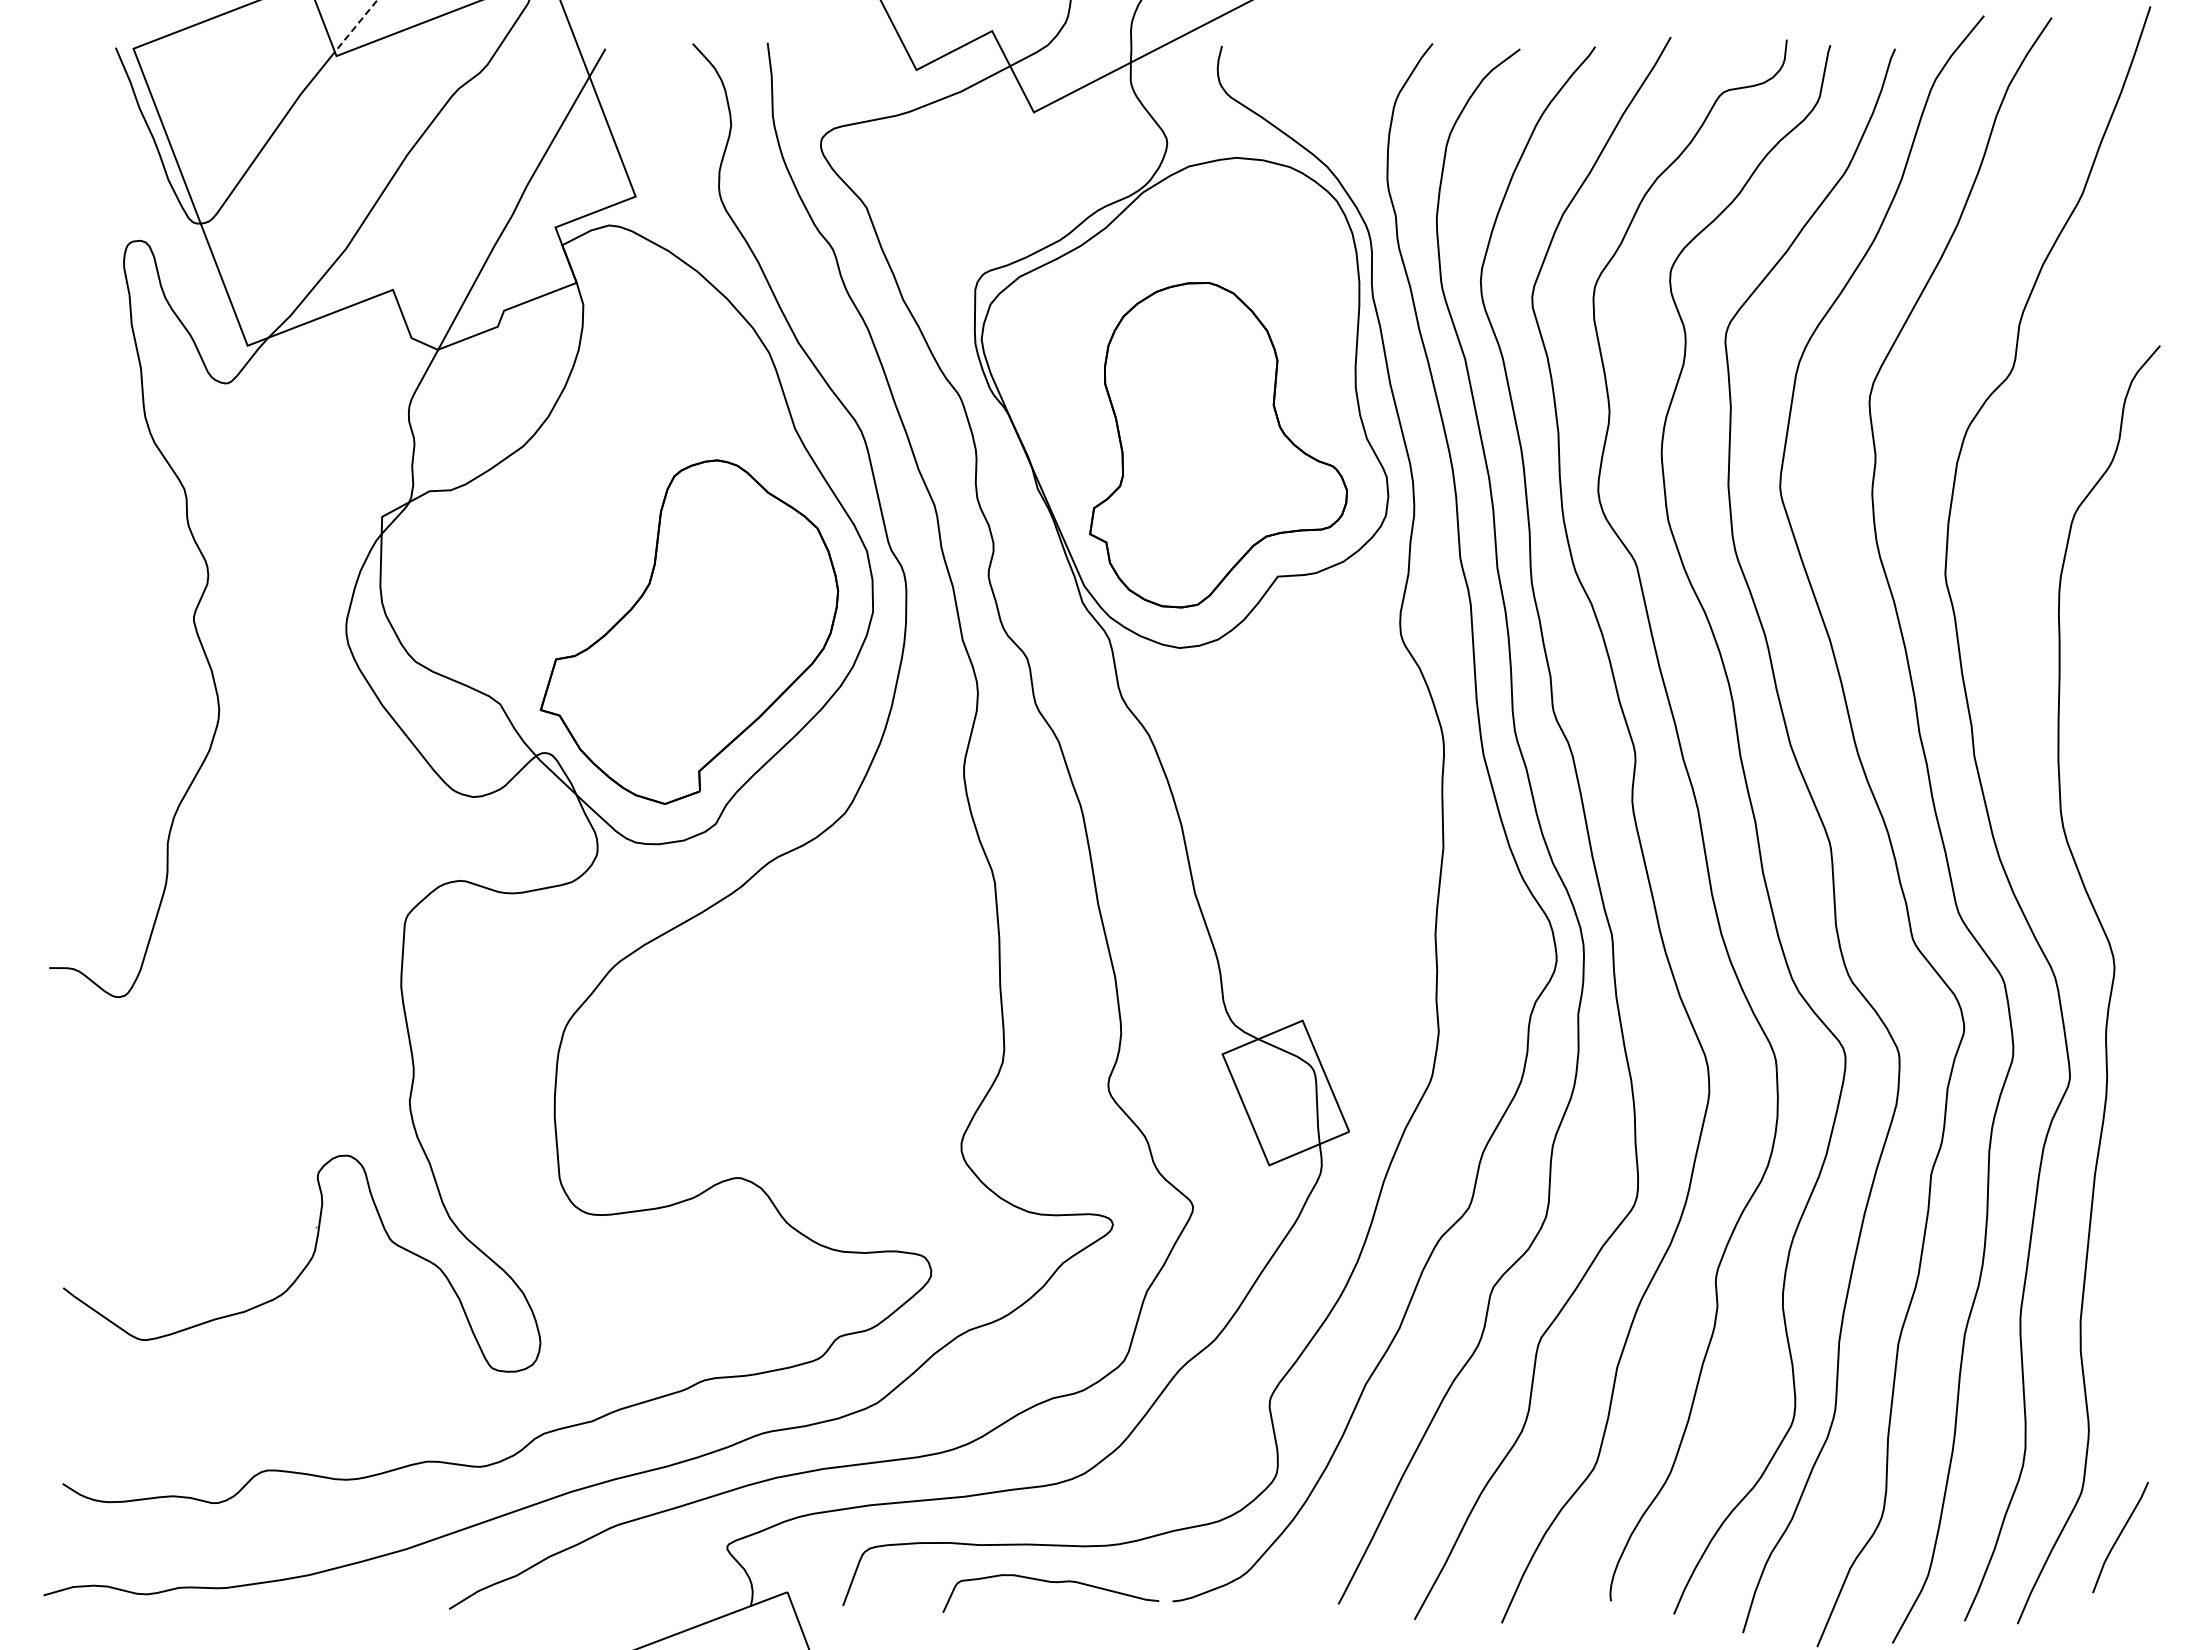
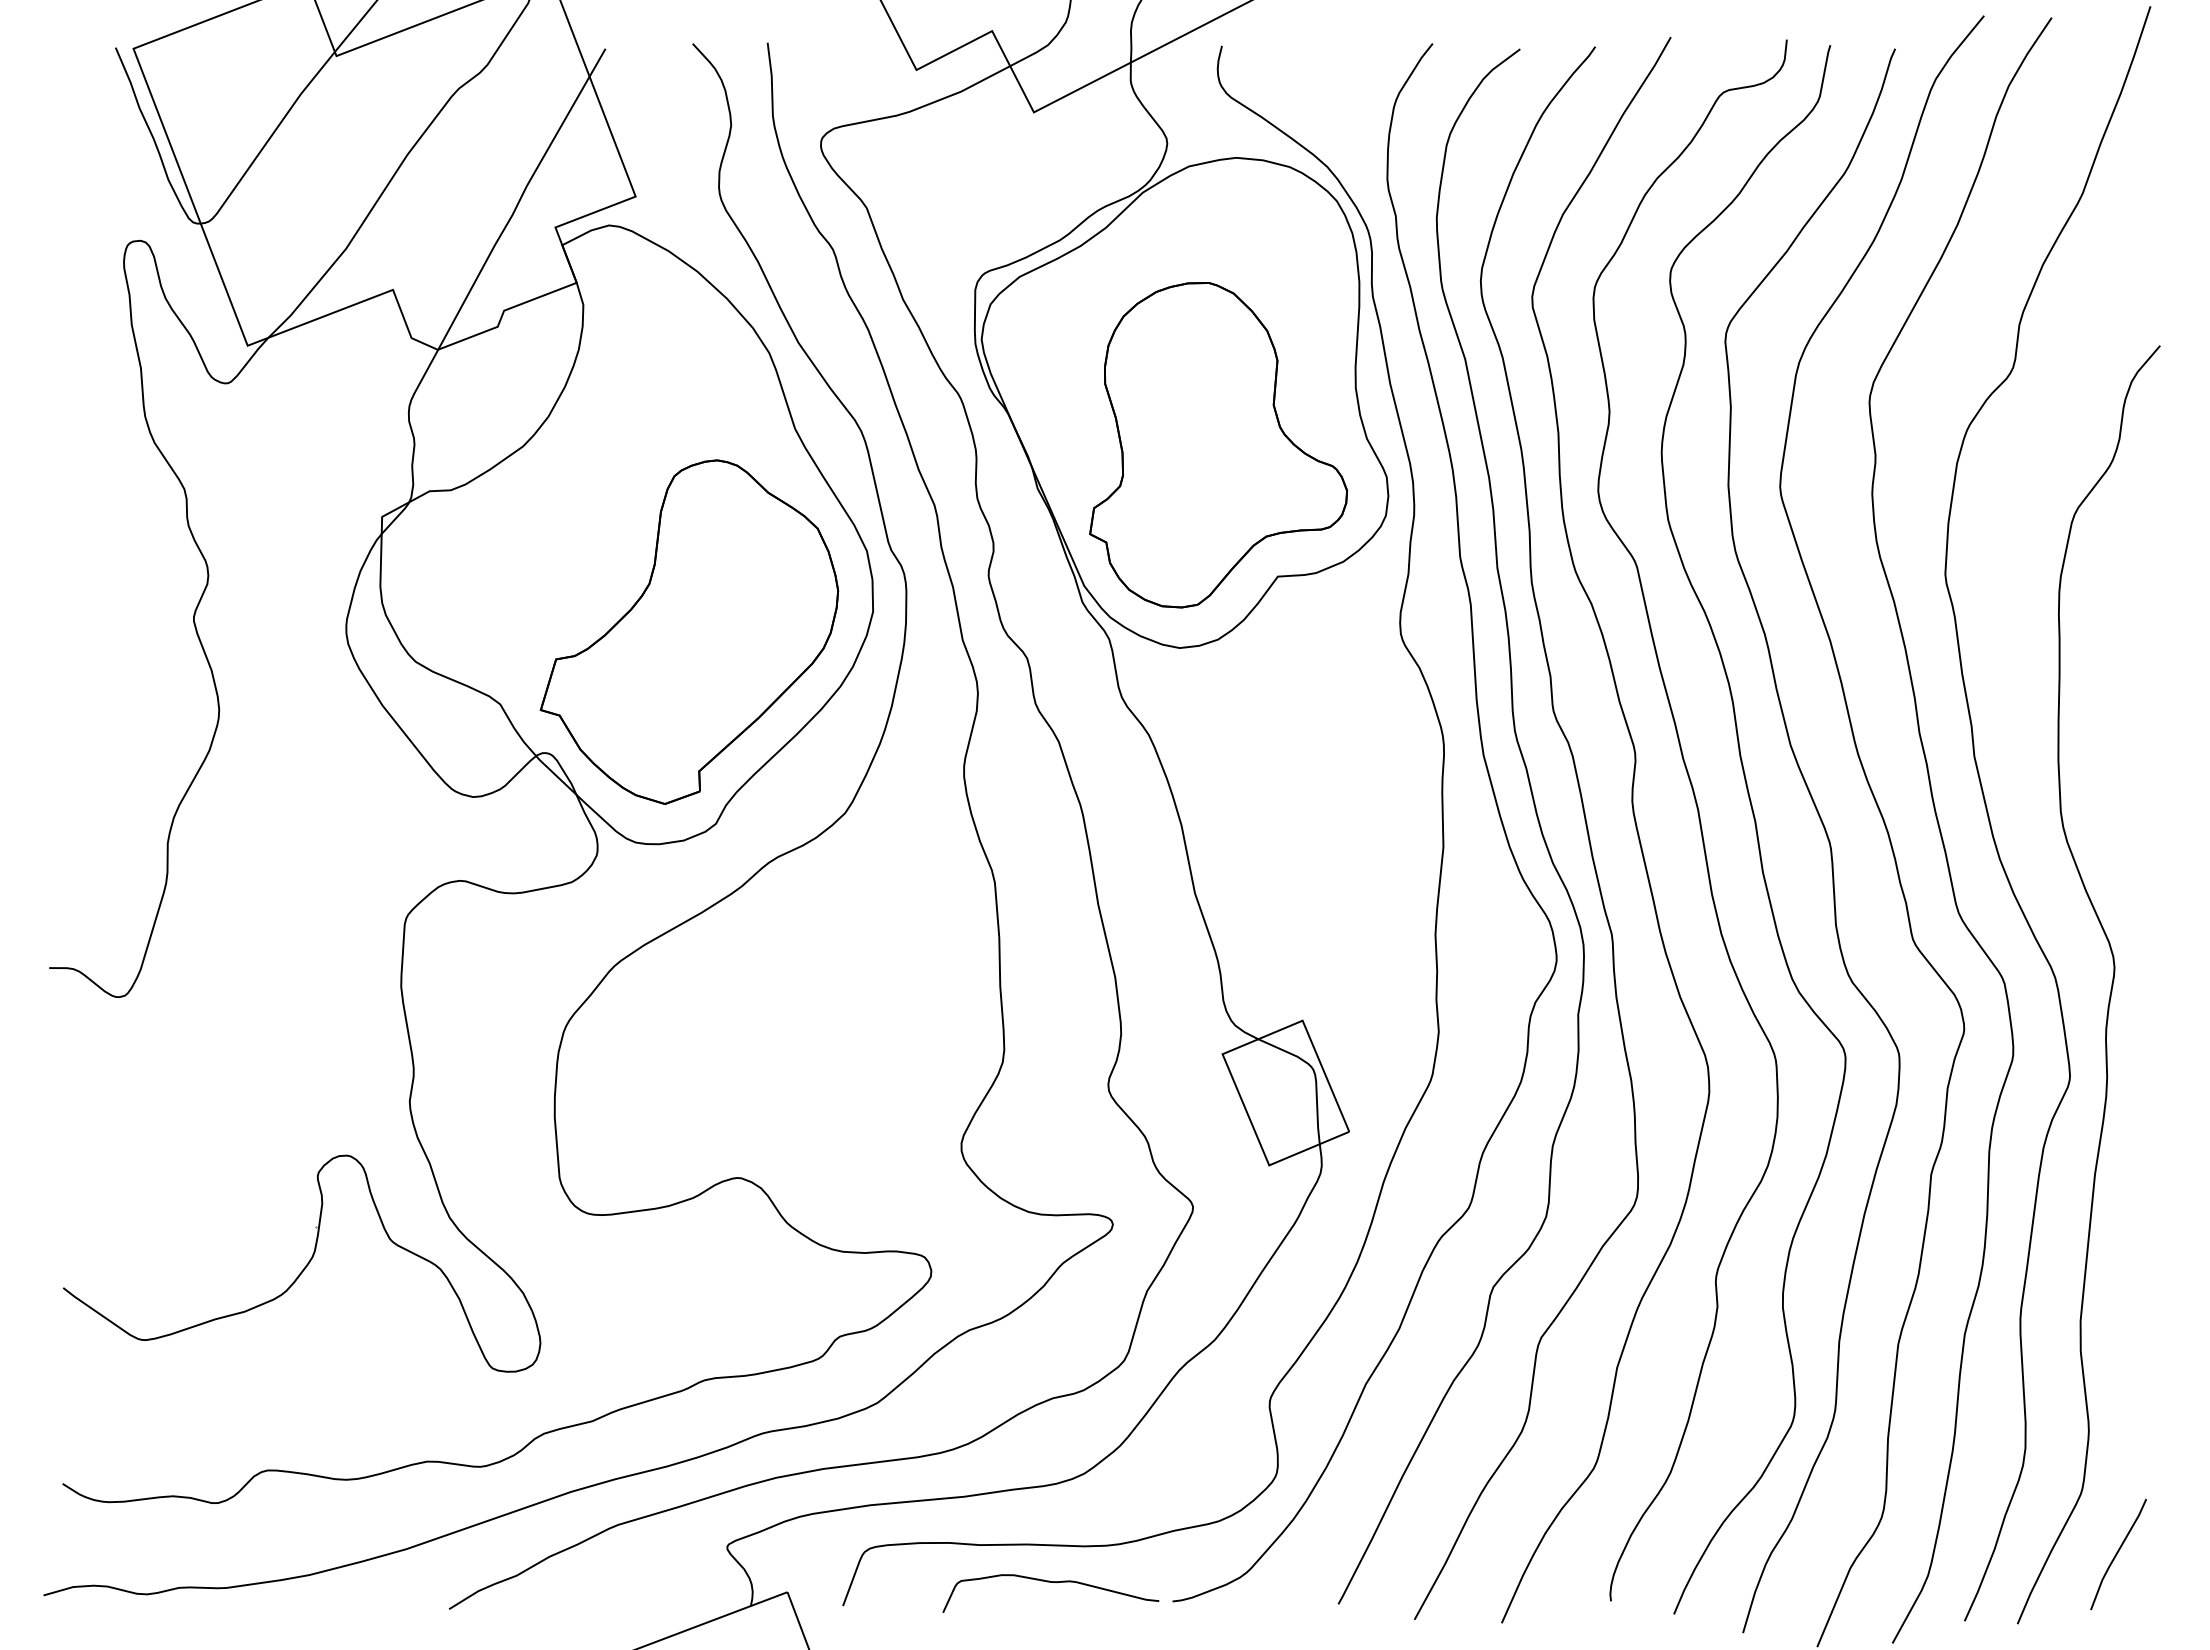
line: dashed -> solid (355, 26)
line position: (2120, 1536) -> (2118, 1553) (2118, 1553)
